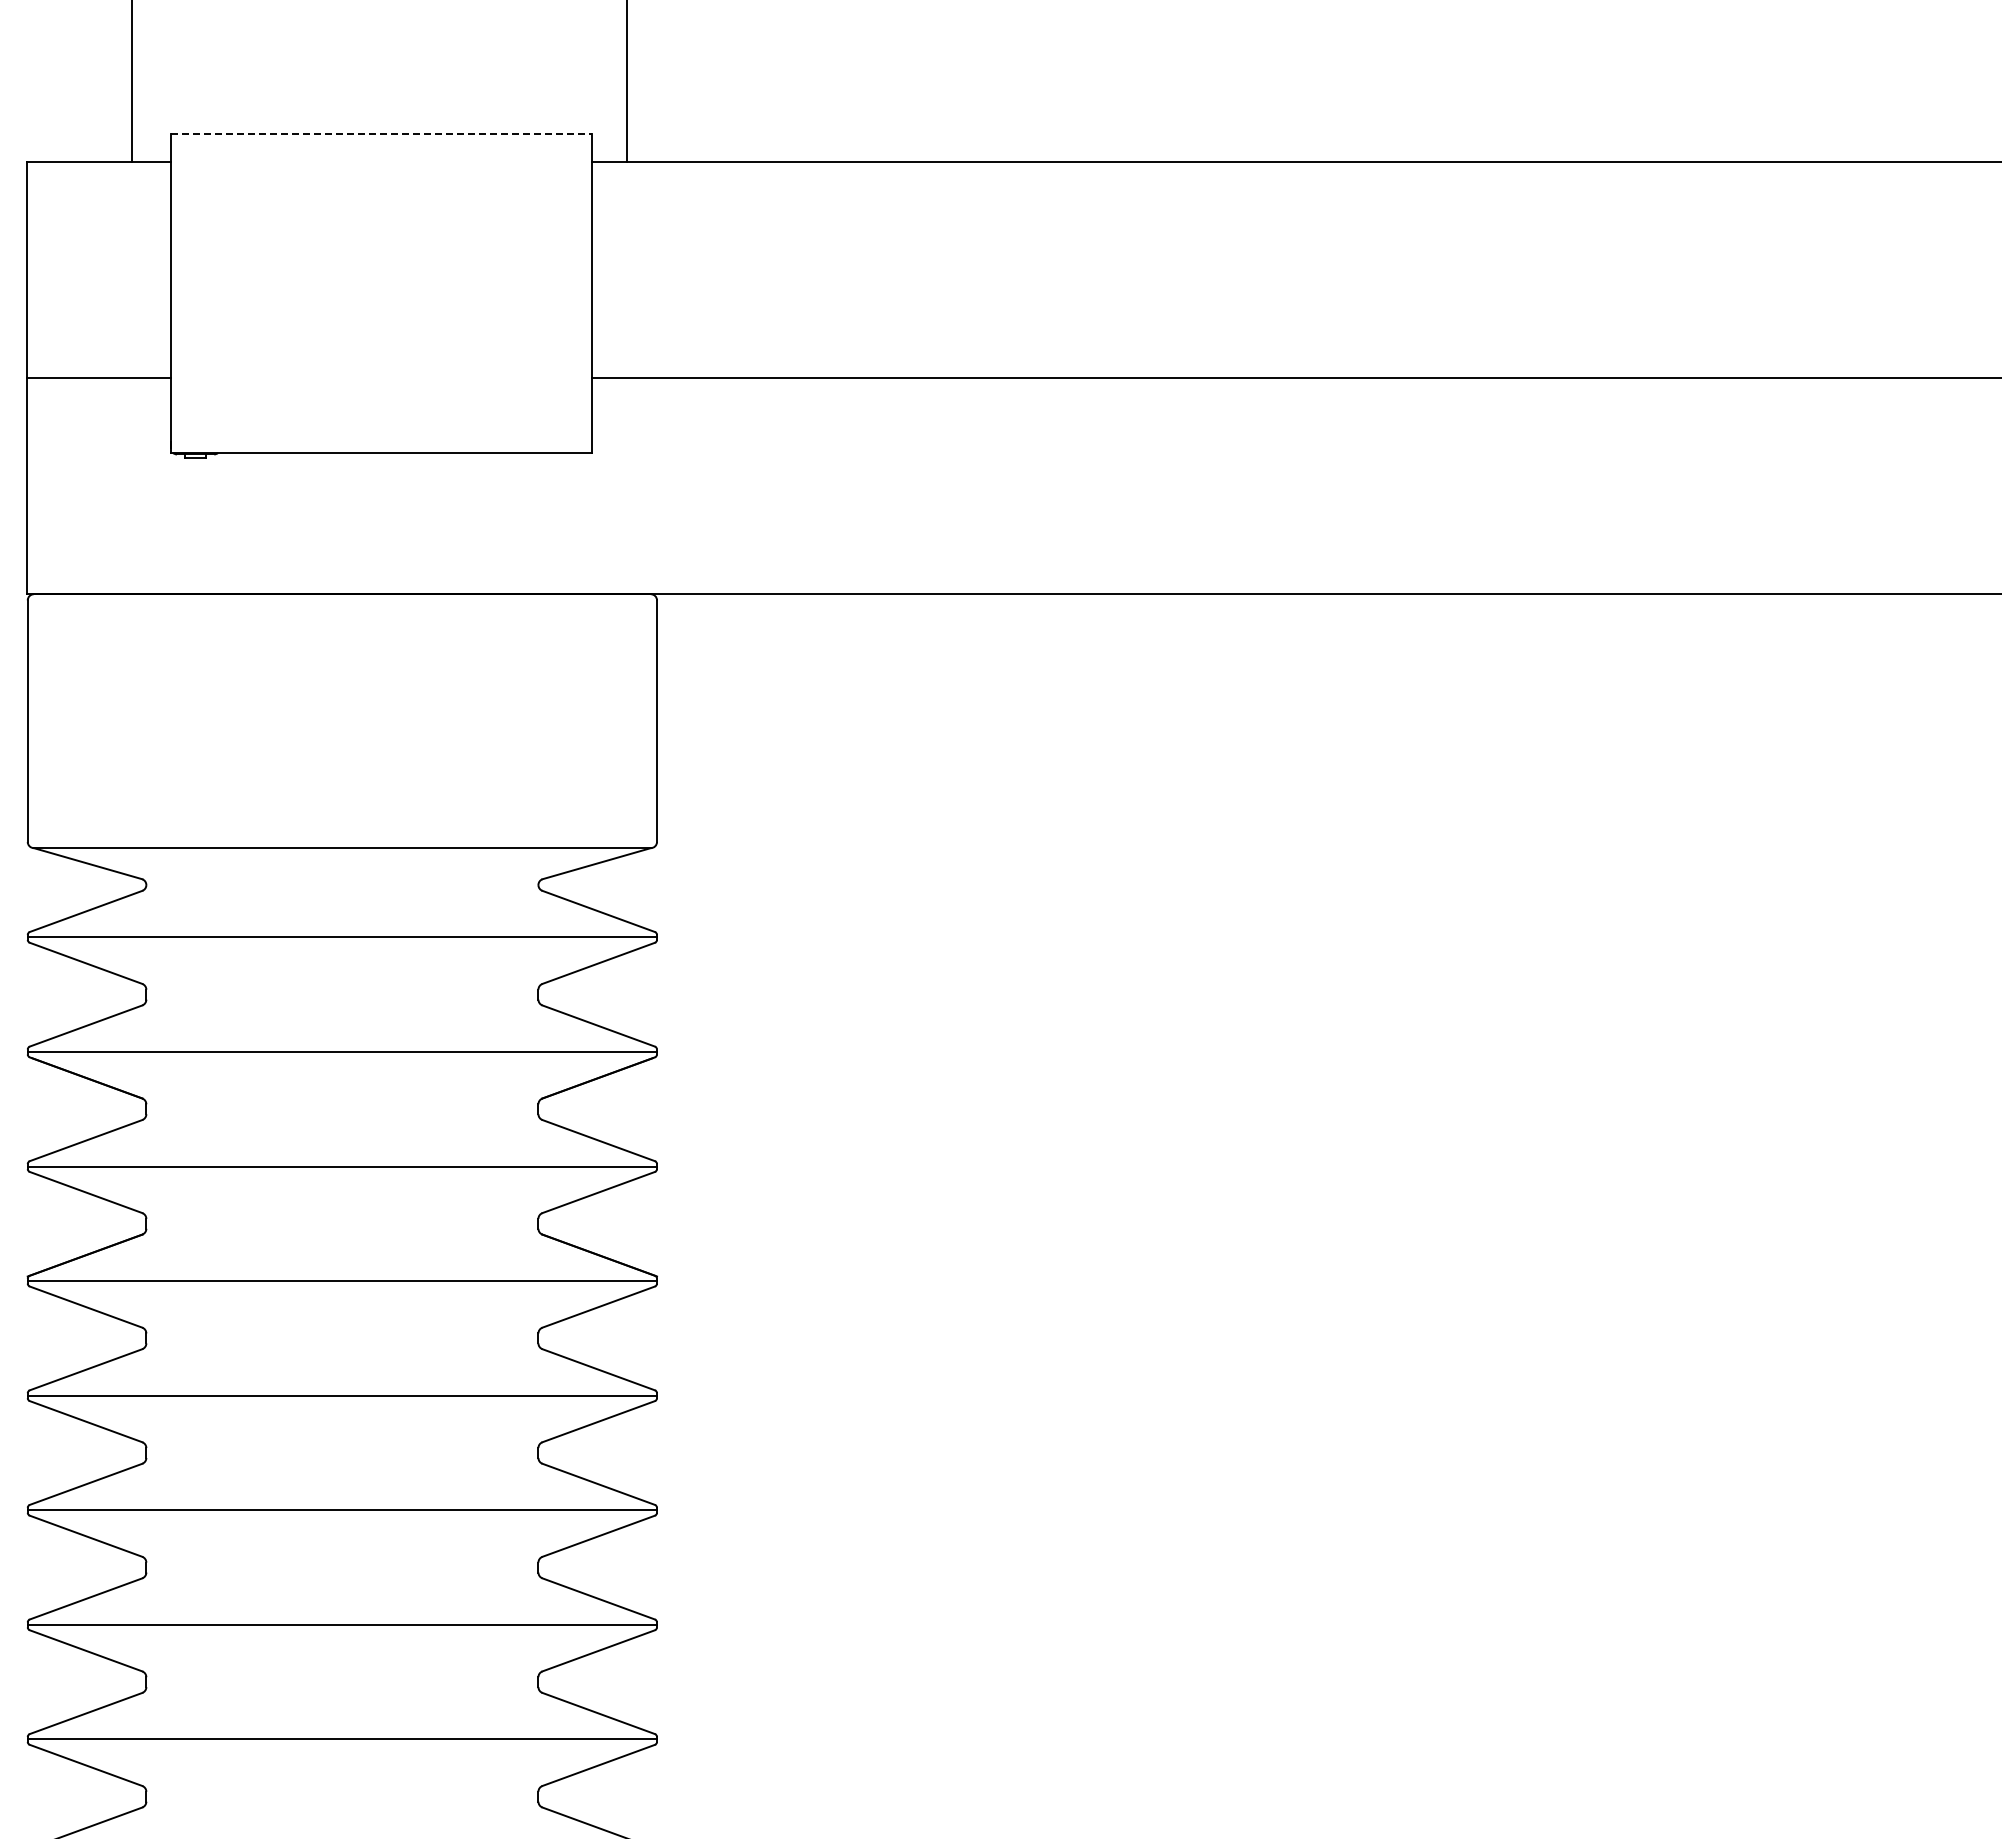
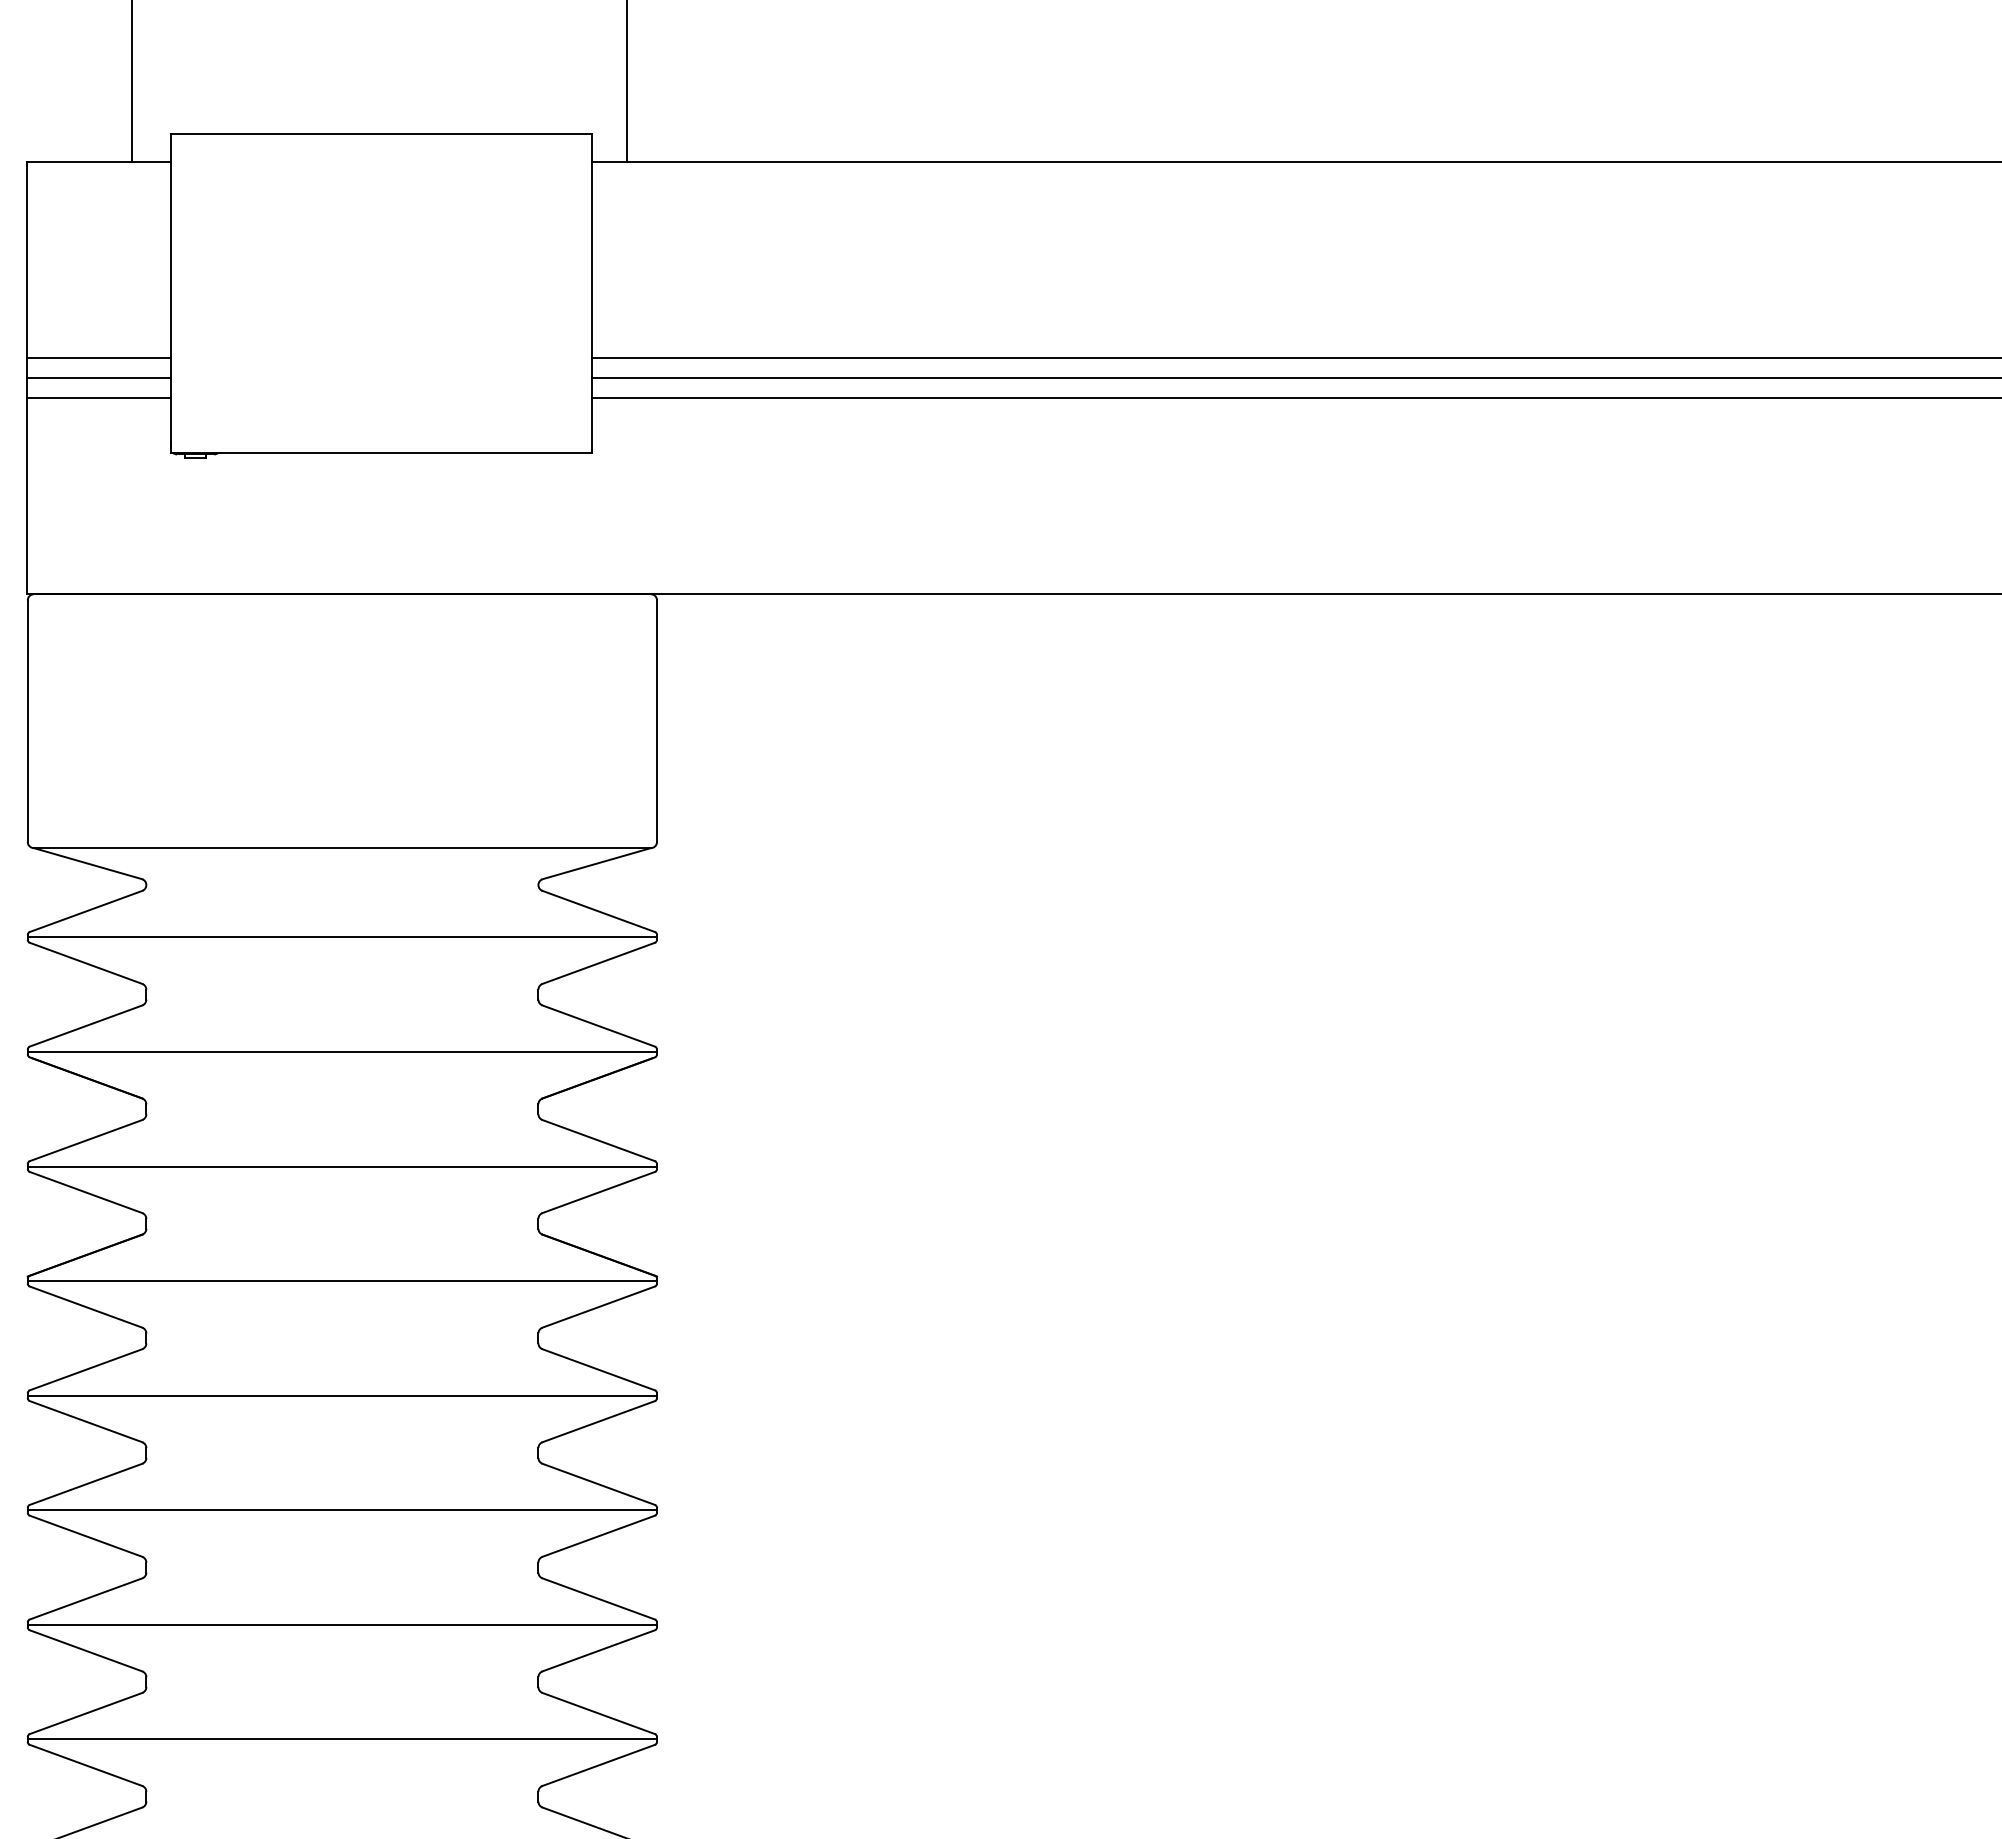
line: dashed -> solid (381, 133)
line: none -> present (98, 358)
line: none -> present (1295, 358)
line: none -> present (98, 397)
line: none -> present (1295, 397)
